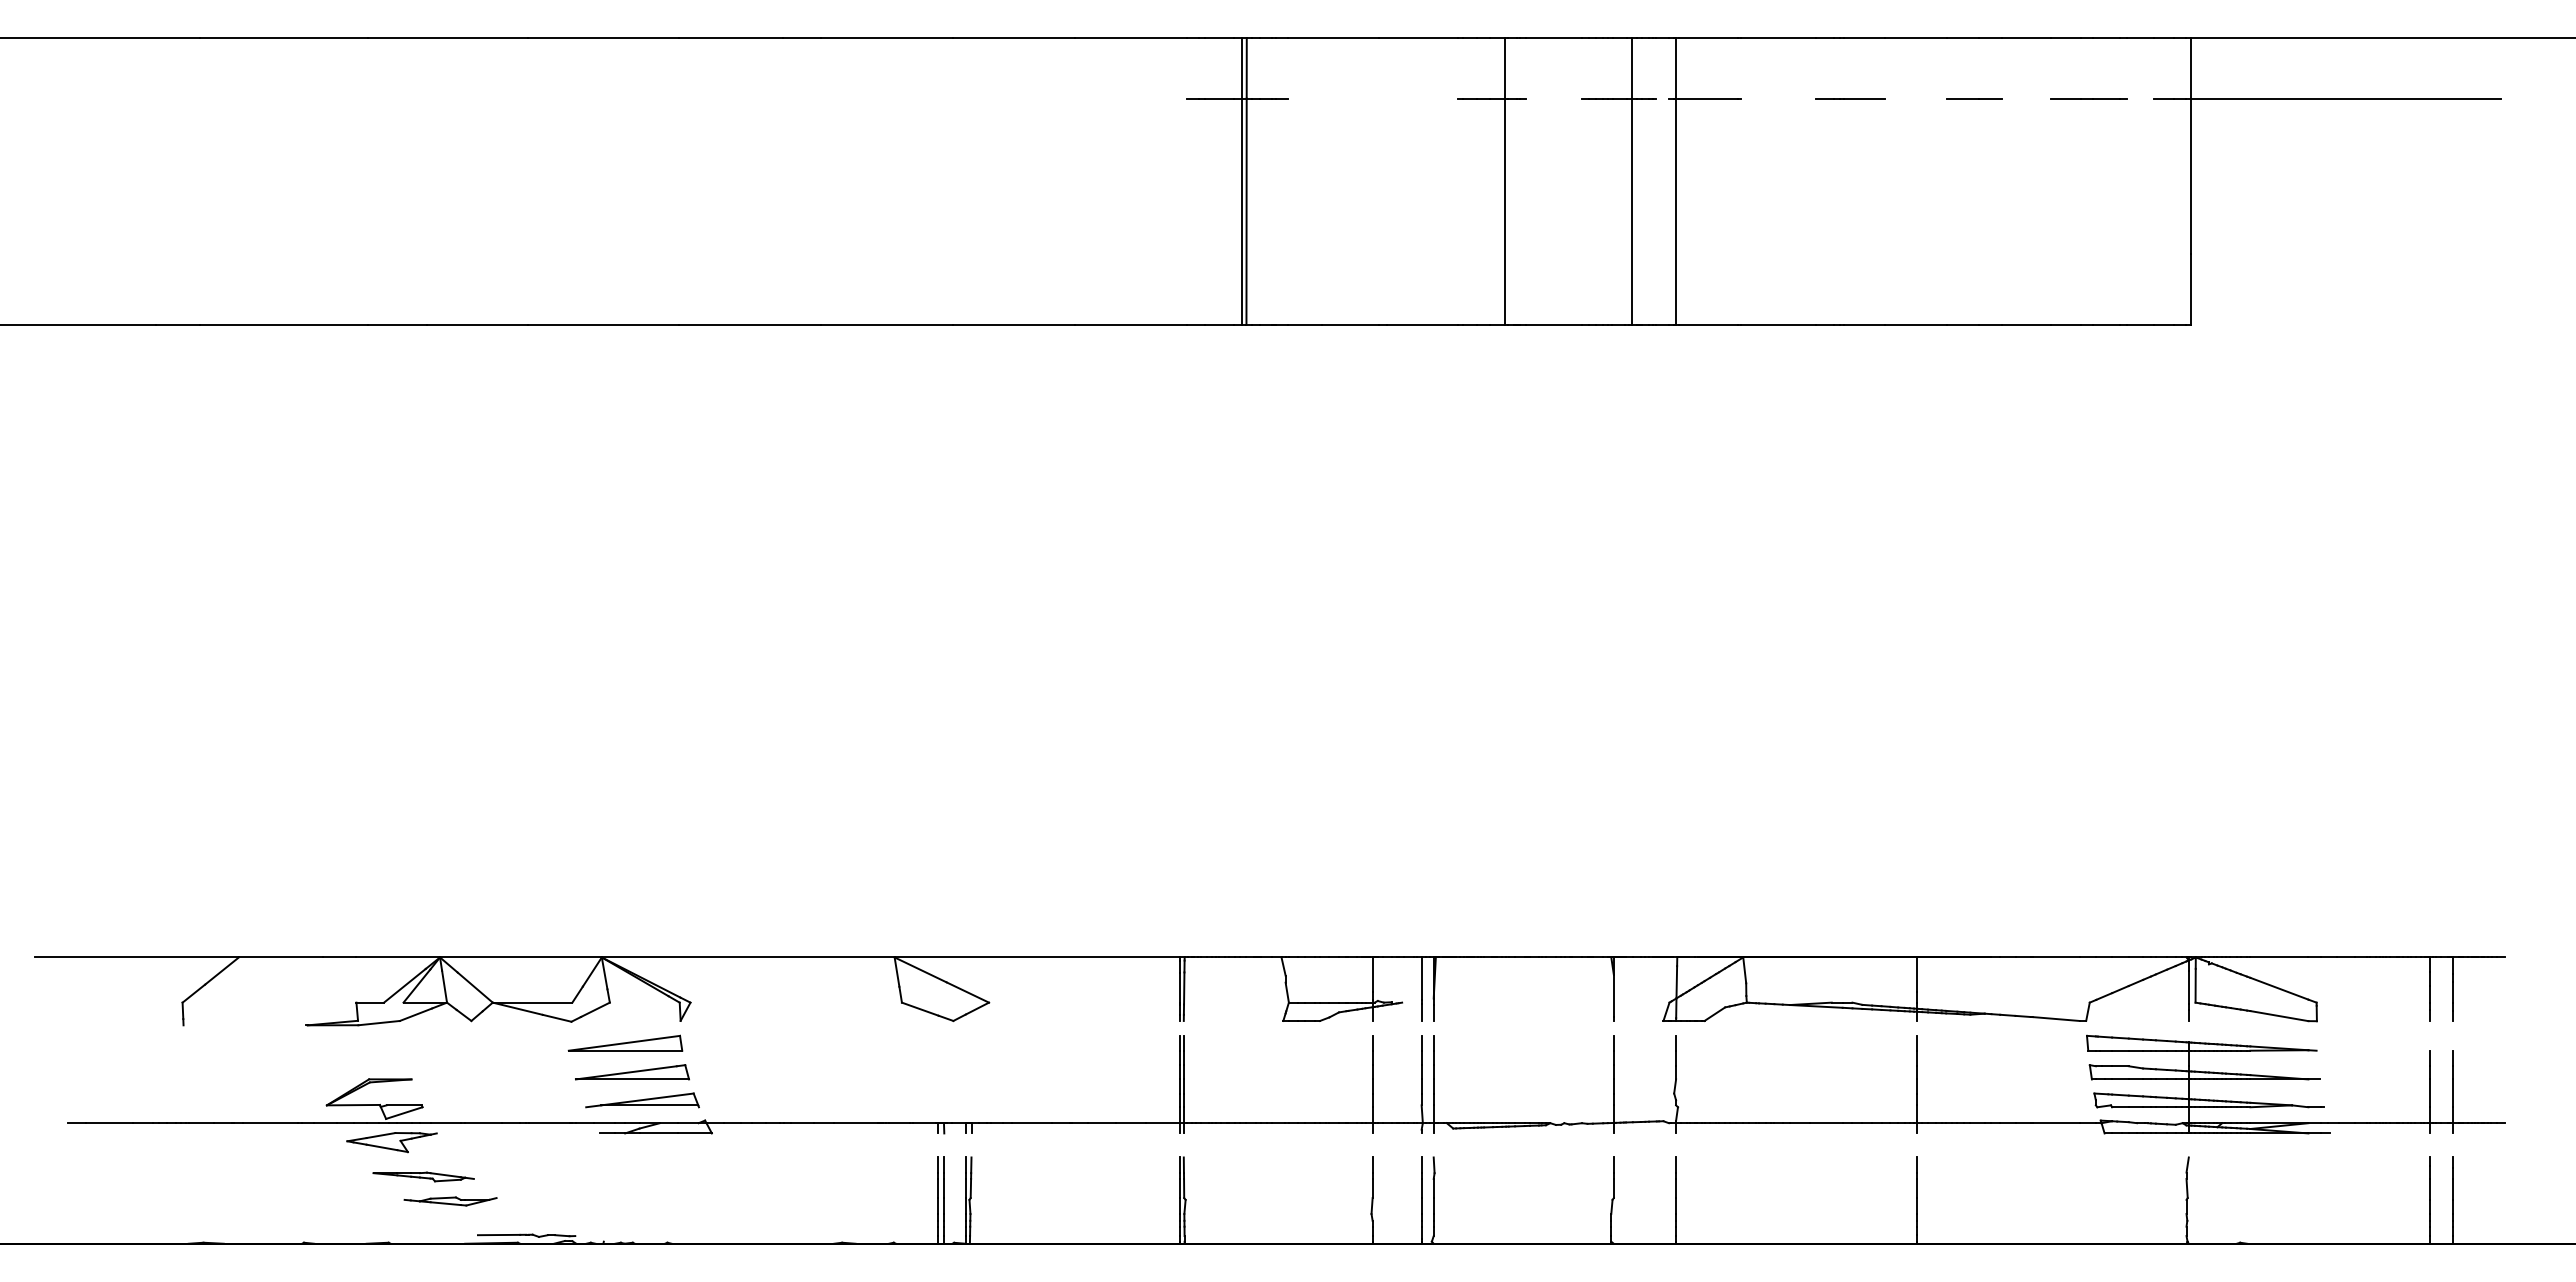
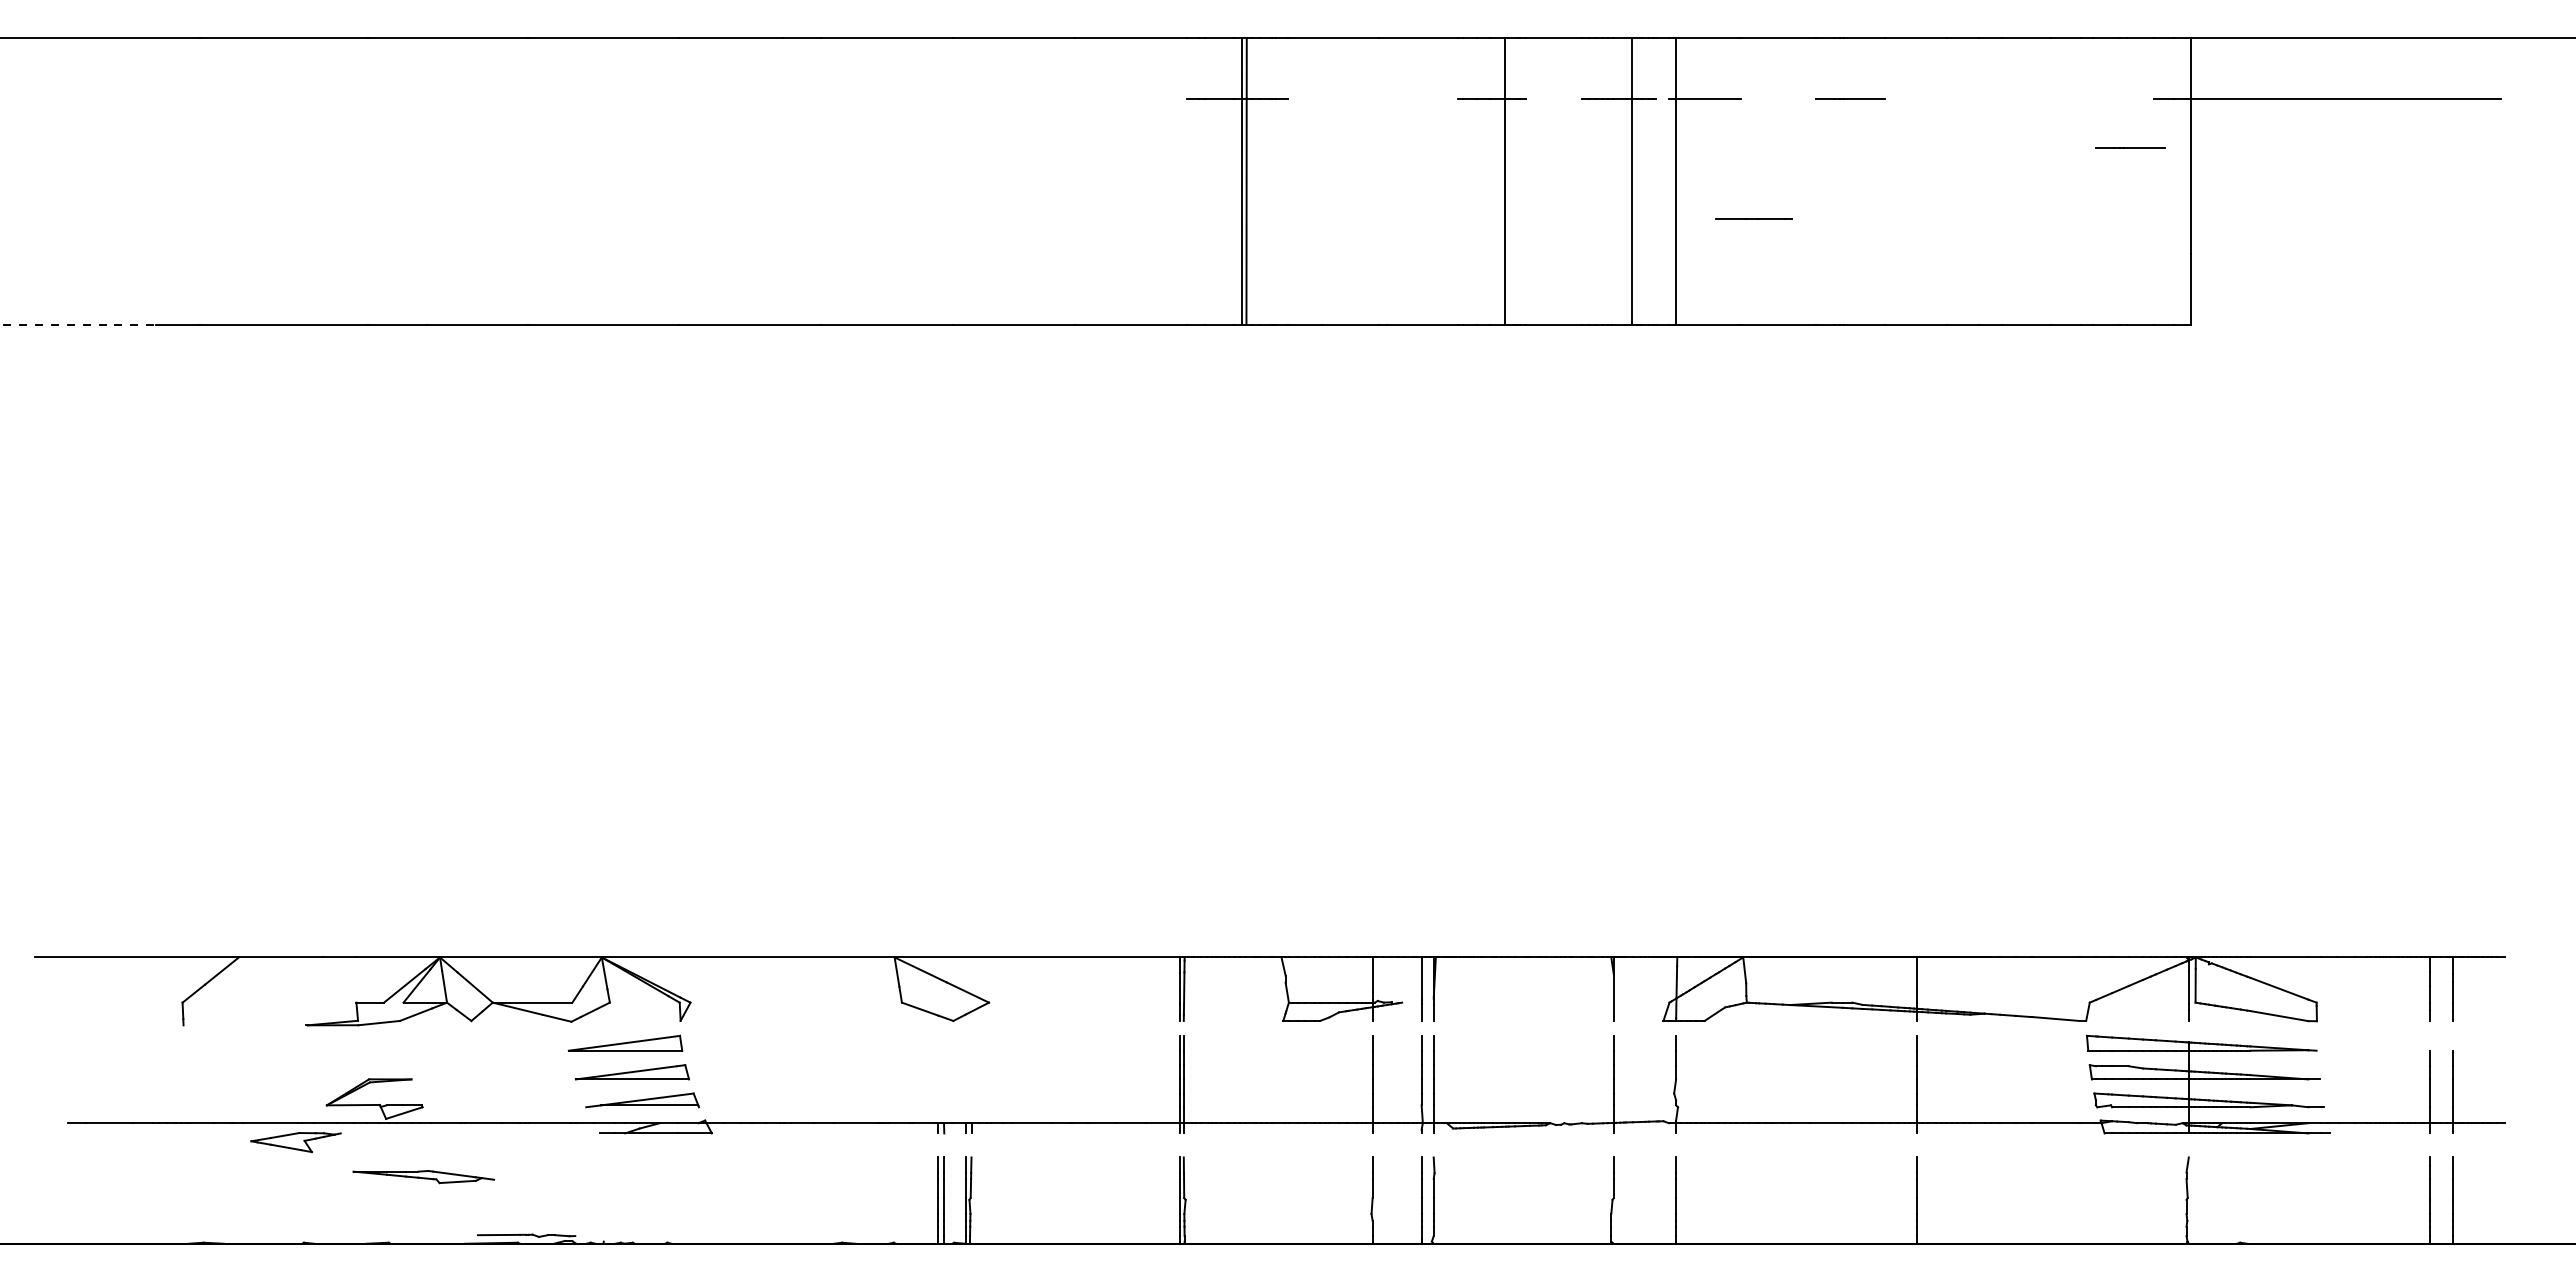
line: present -> none (1974, 98)
line position: (2088, 98) -> (1753, 218) (1753, 218)
line: none -> present (2130, 147)
line: solid -> dashed (77, 324)
part position: (391, 1142) -> (295, 1142) (295, 1142)
part size: 103x12 px -> 143x15 px (423, 1177)
part: present -> none (450, 1201)
